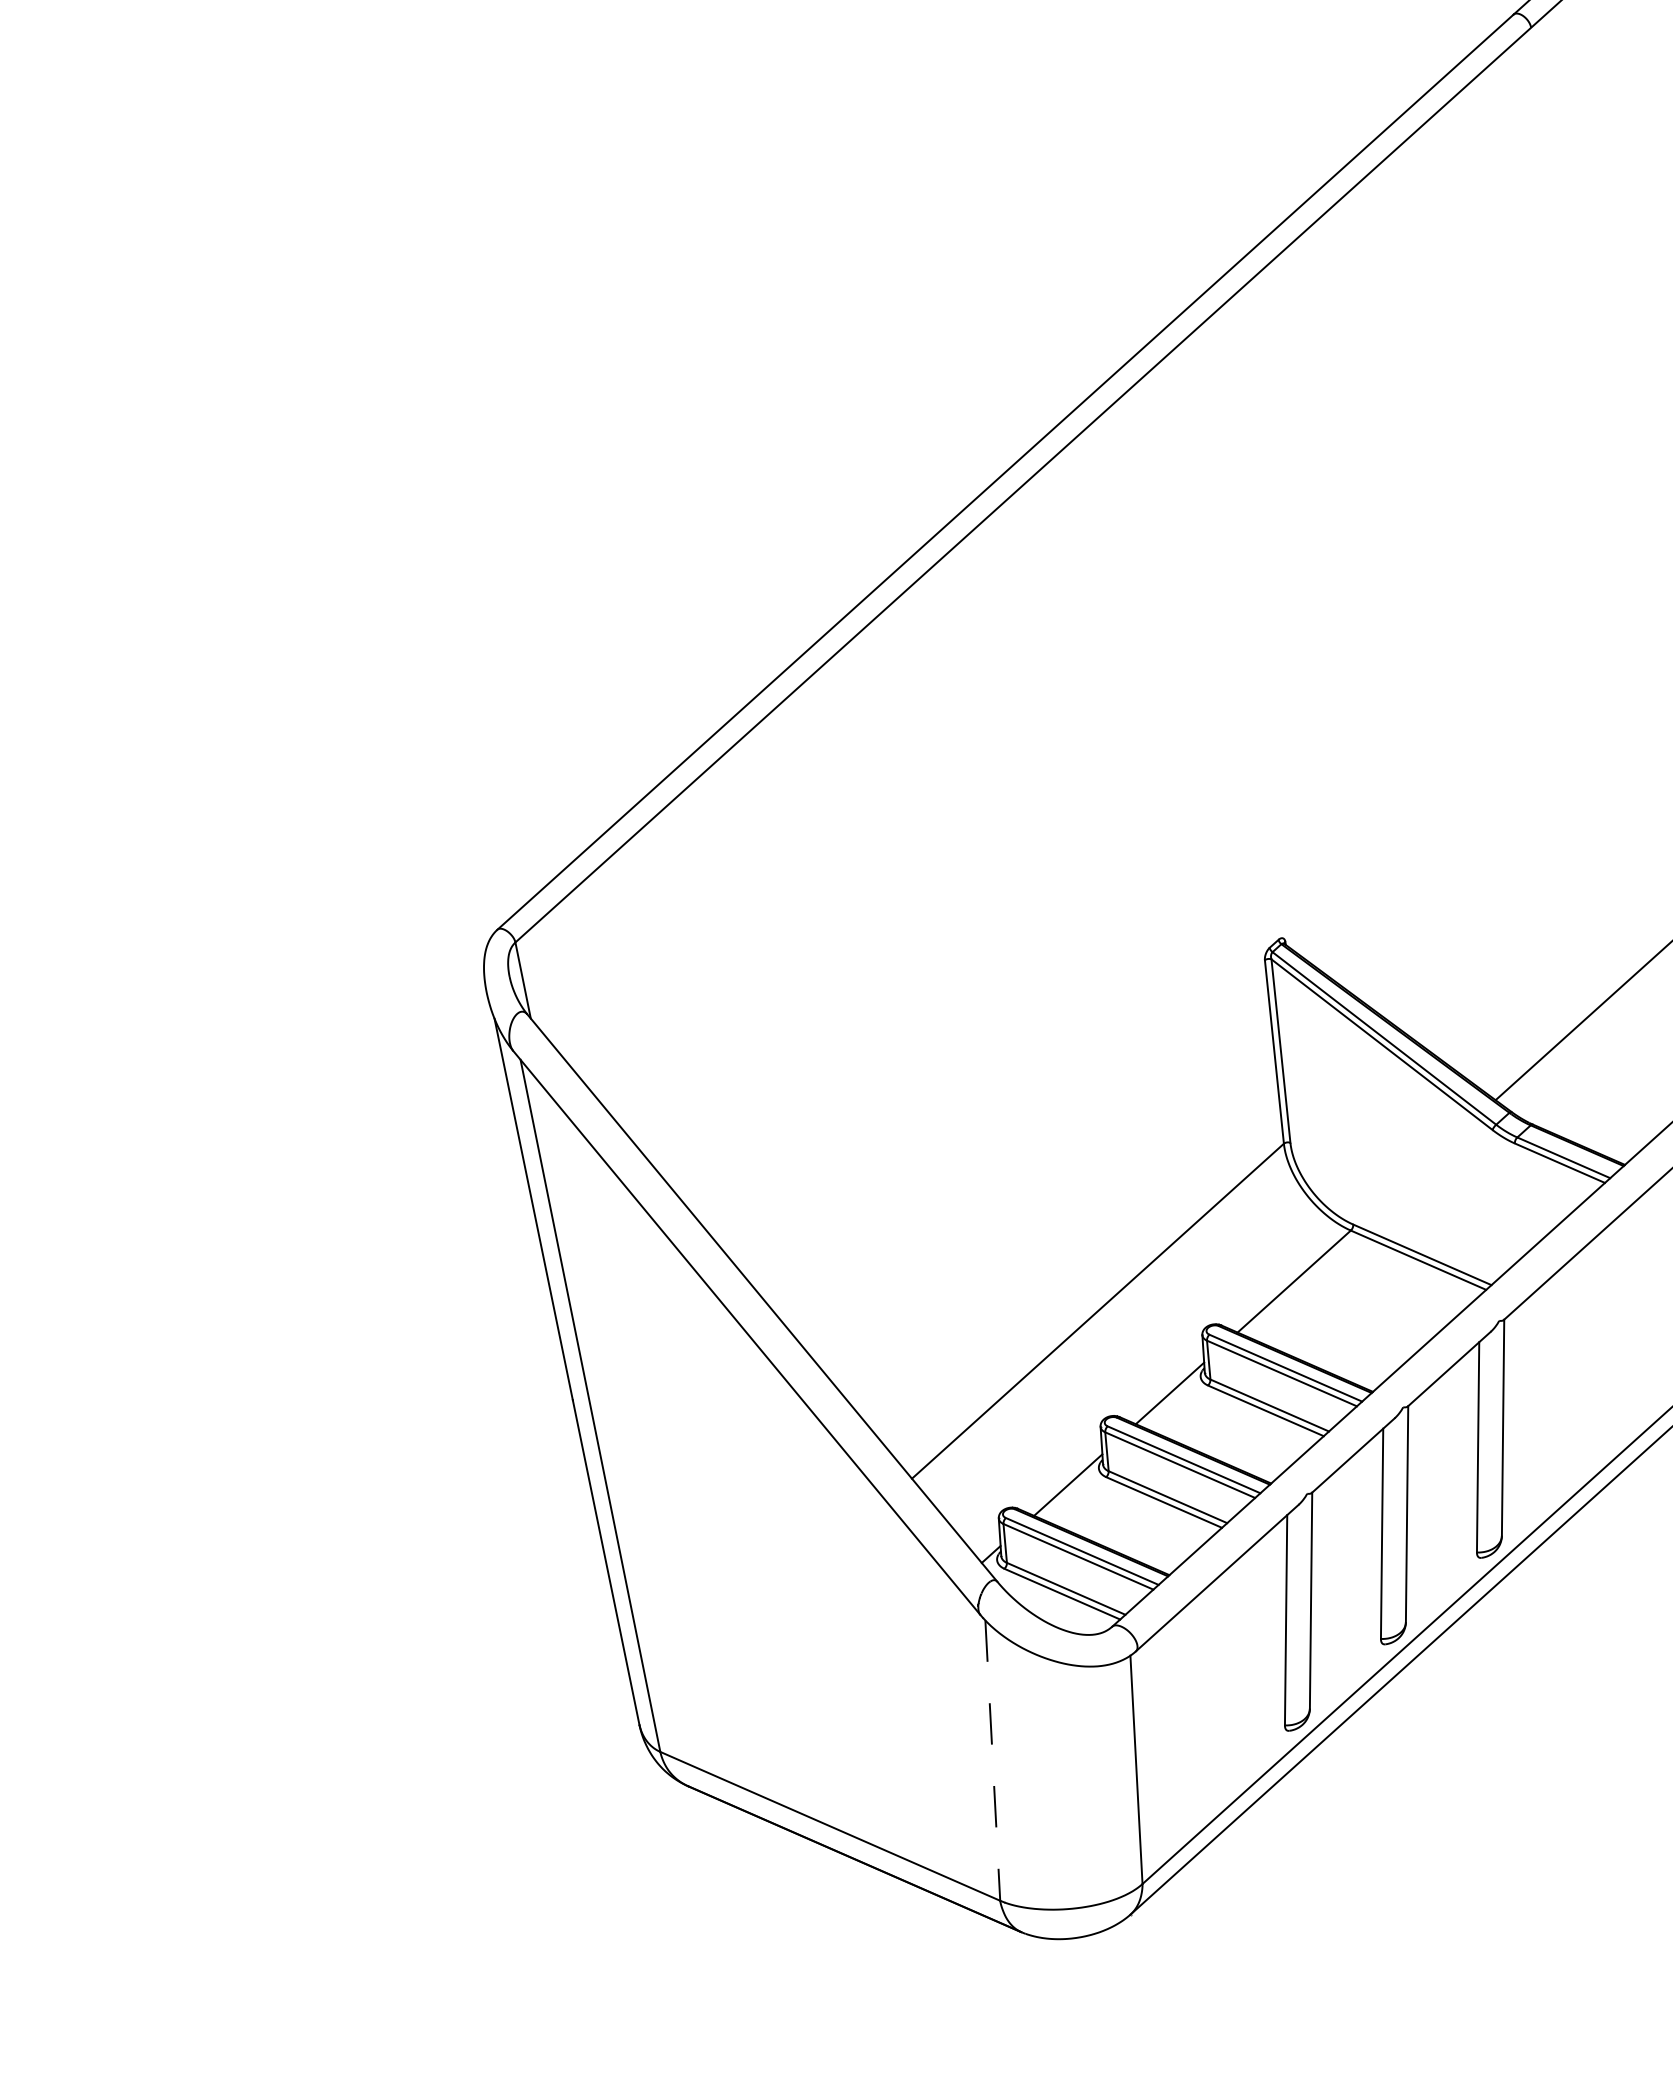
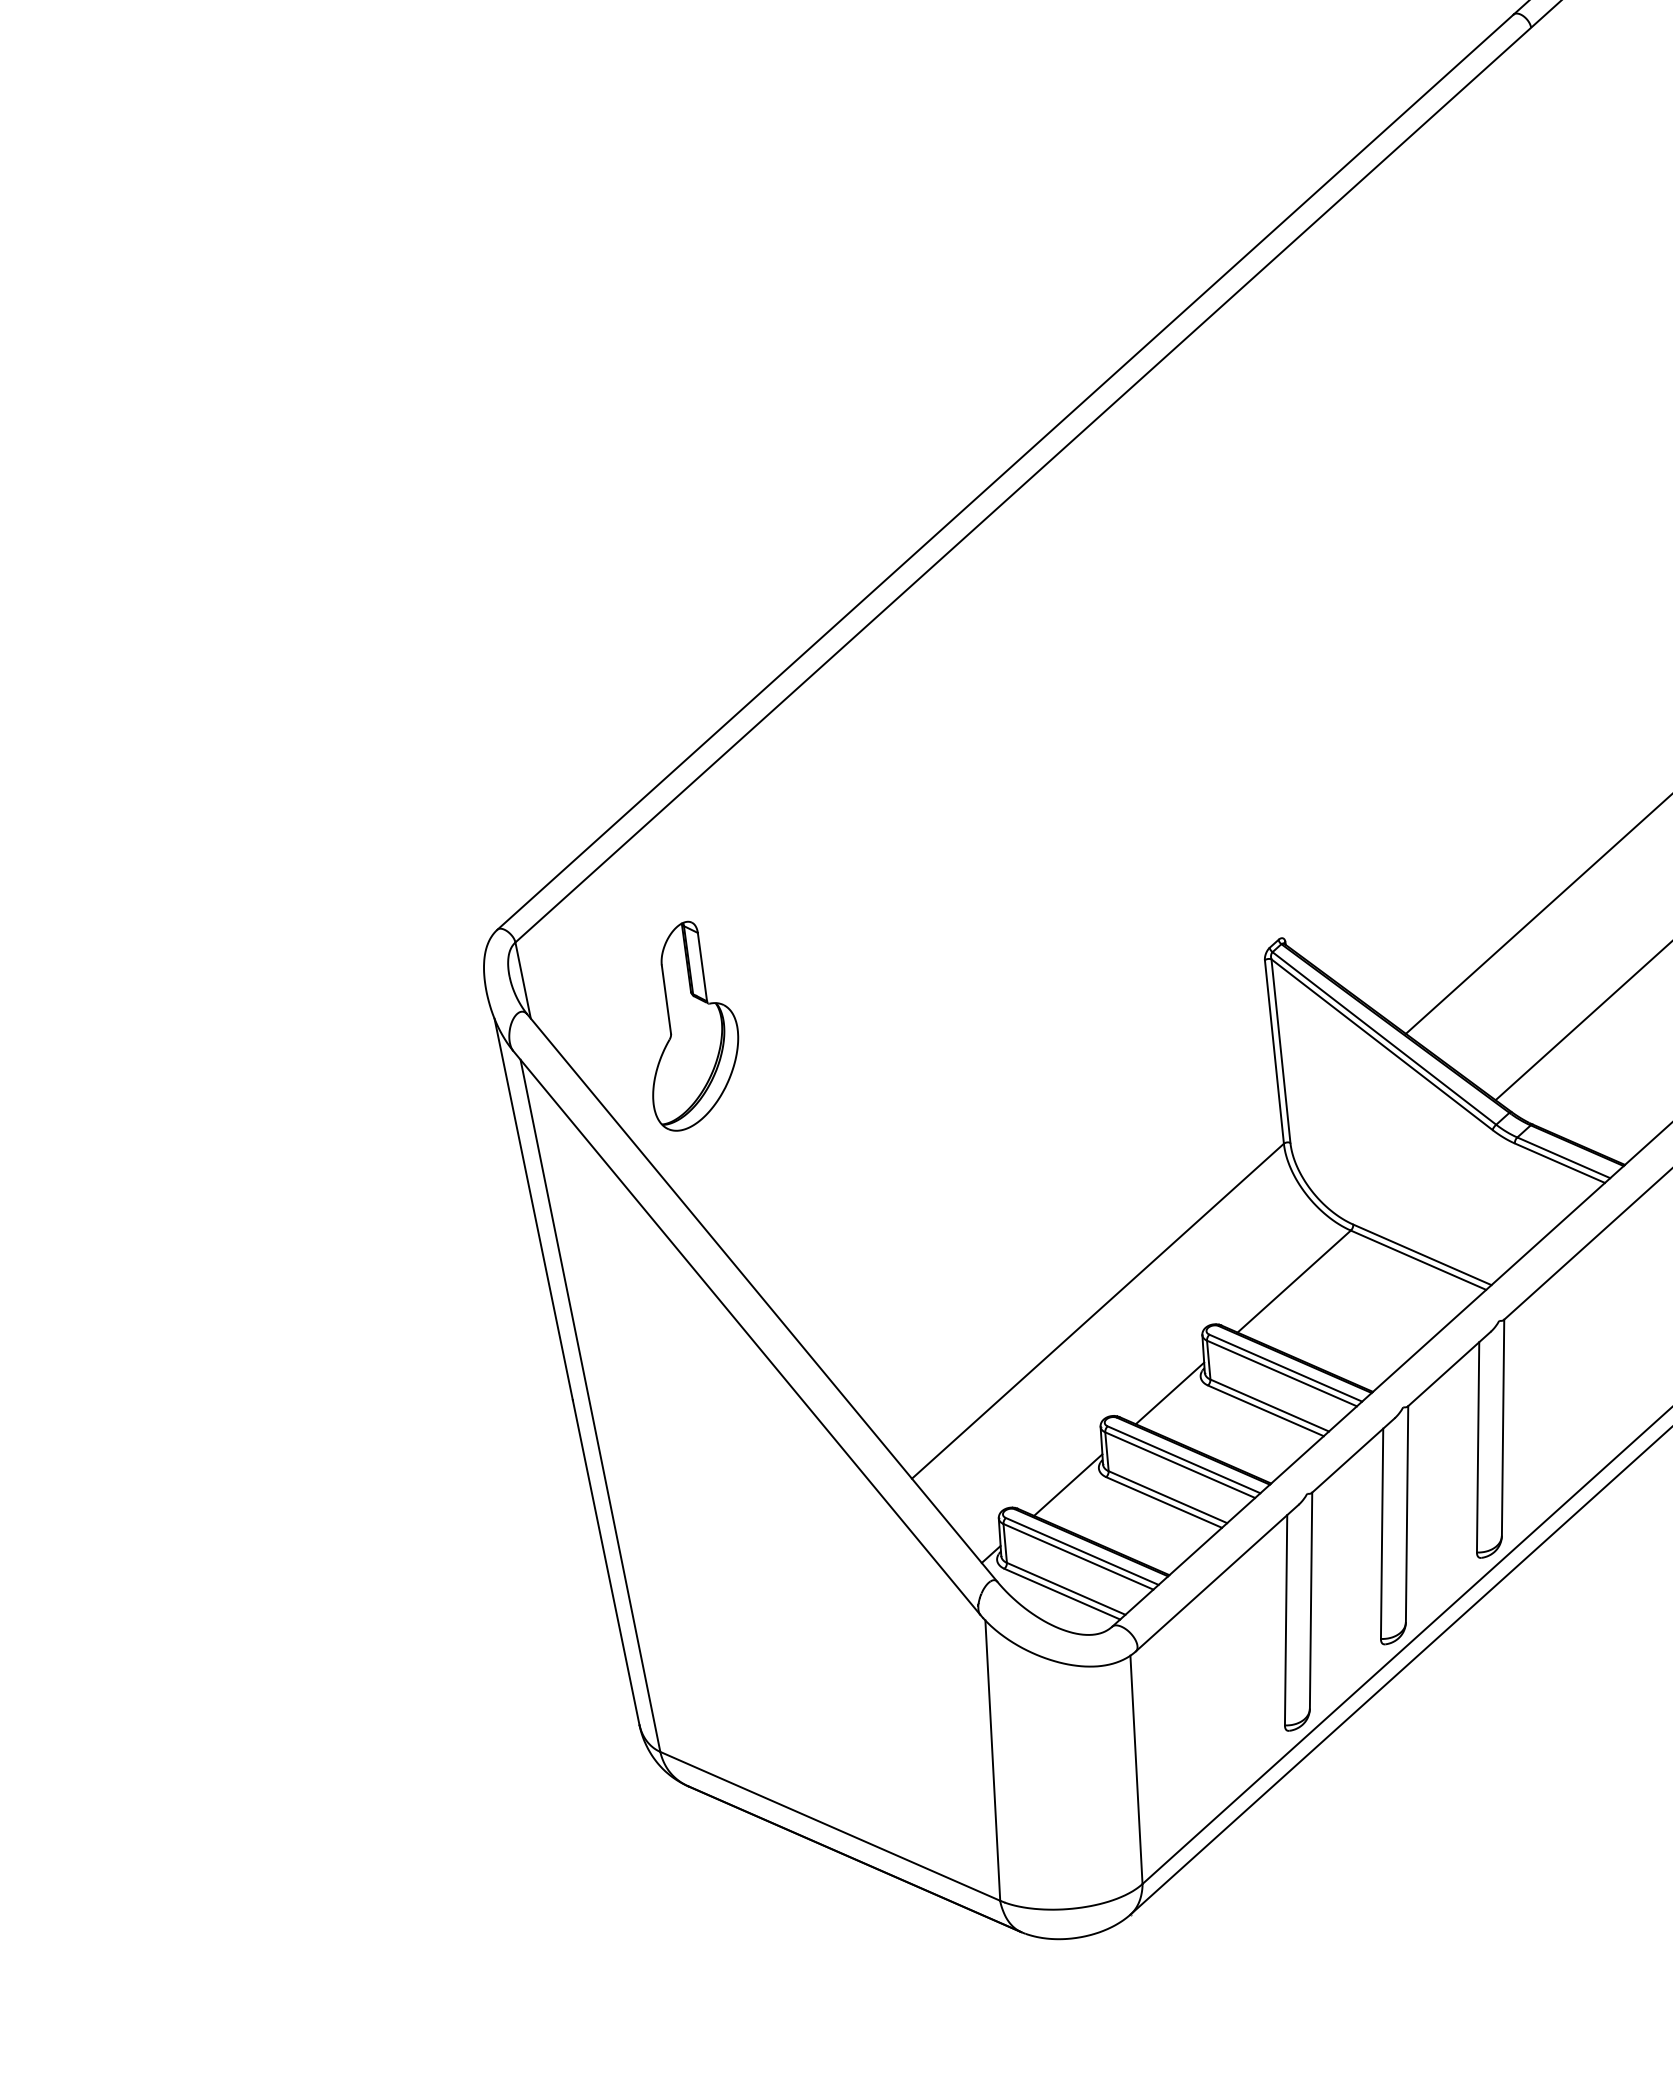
line: none -> present (1537, 914)
part: none -> present (695, 1025)
line: dashed -> solid (992, 1761)
